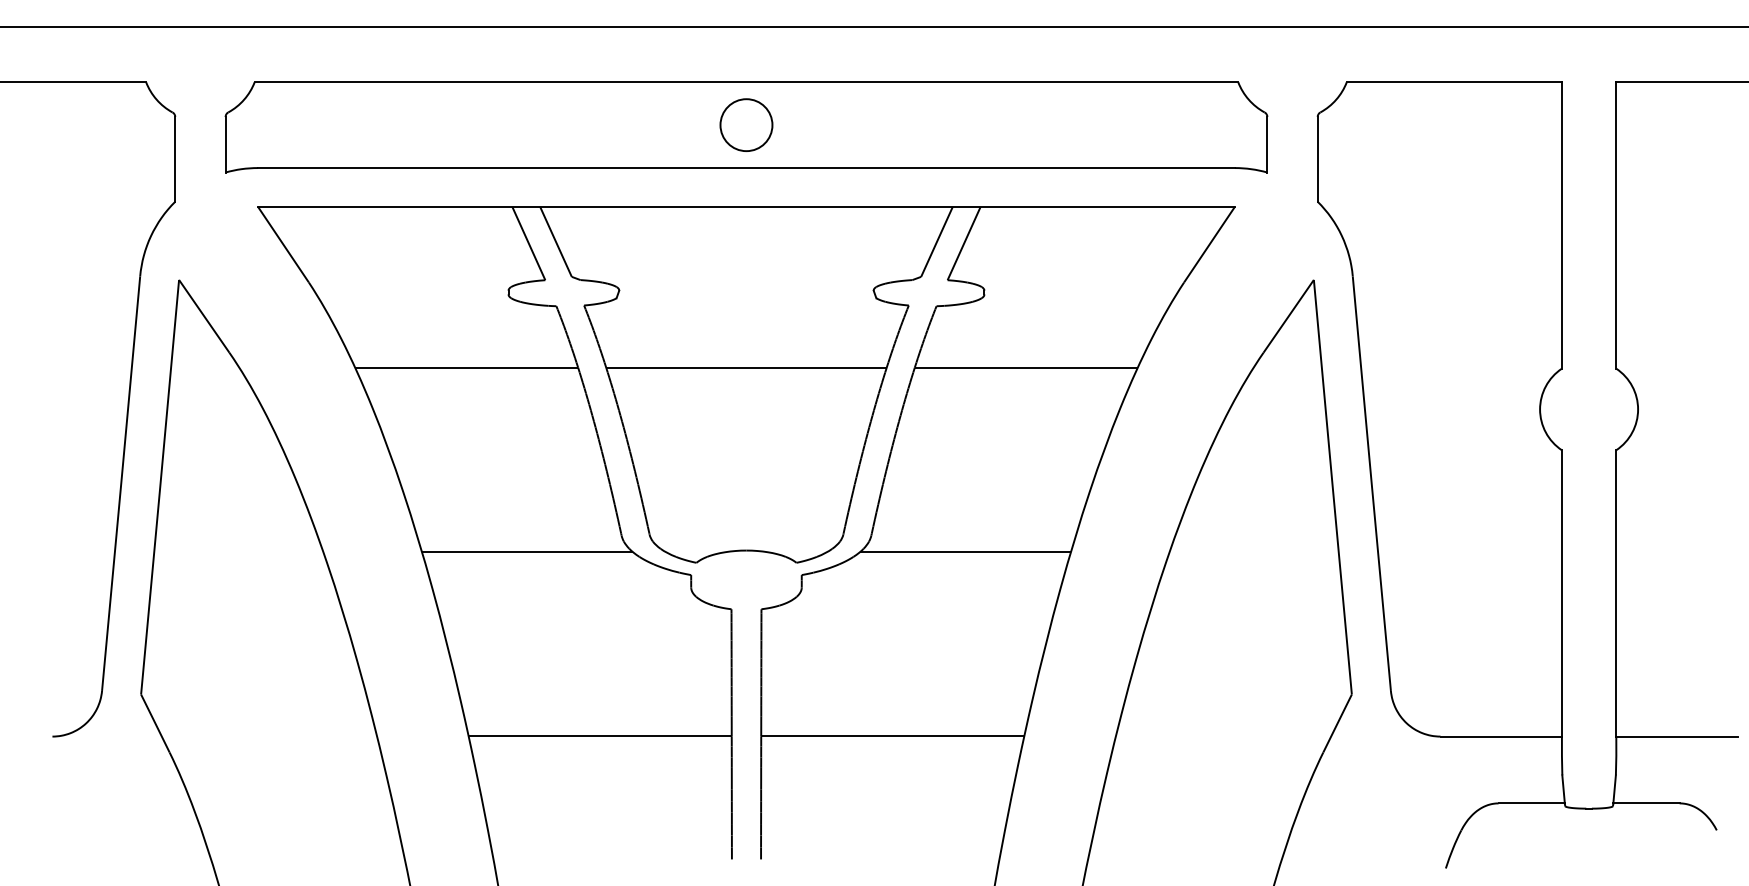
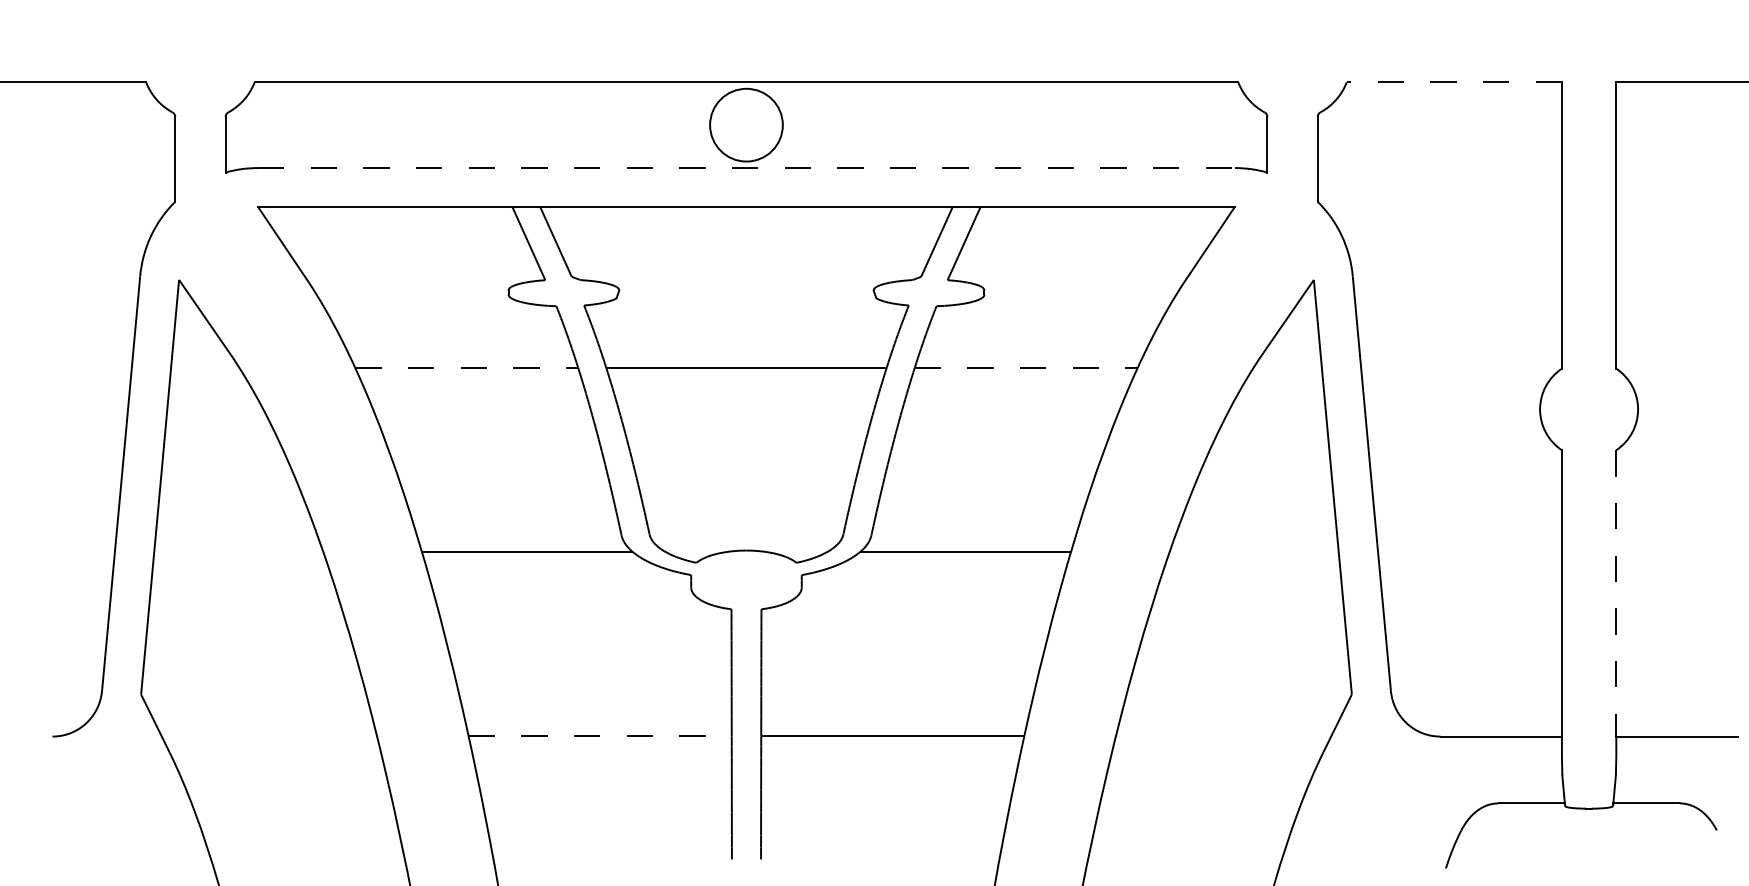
line: present -> none (873, 26)
line: solid -> dashed (1454, 82)
circle diameter: 52 px -> 73 px (746, 124)
line: solid -> dashed (746, 168)
line: solid -> dashed (467, 367)
line: solid -> dashed (1026, 367)
line: solid -> dashed (1616, 593)
line: solid -> dashed (600, 736)
